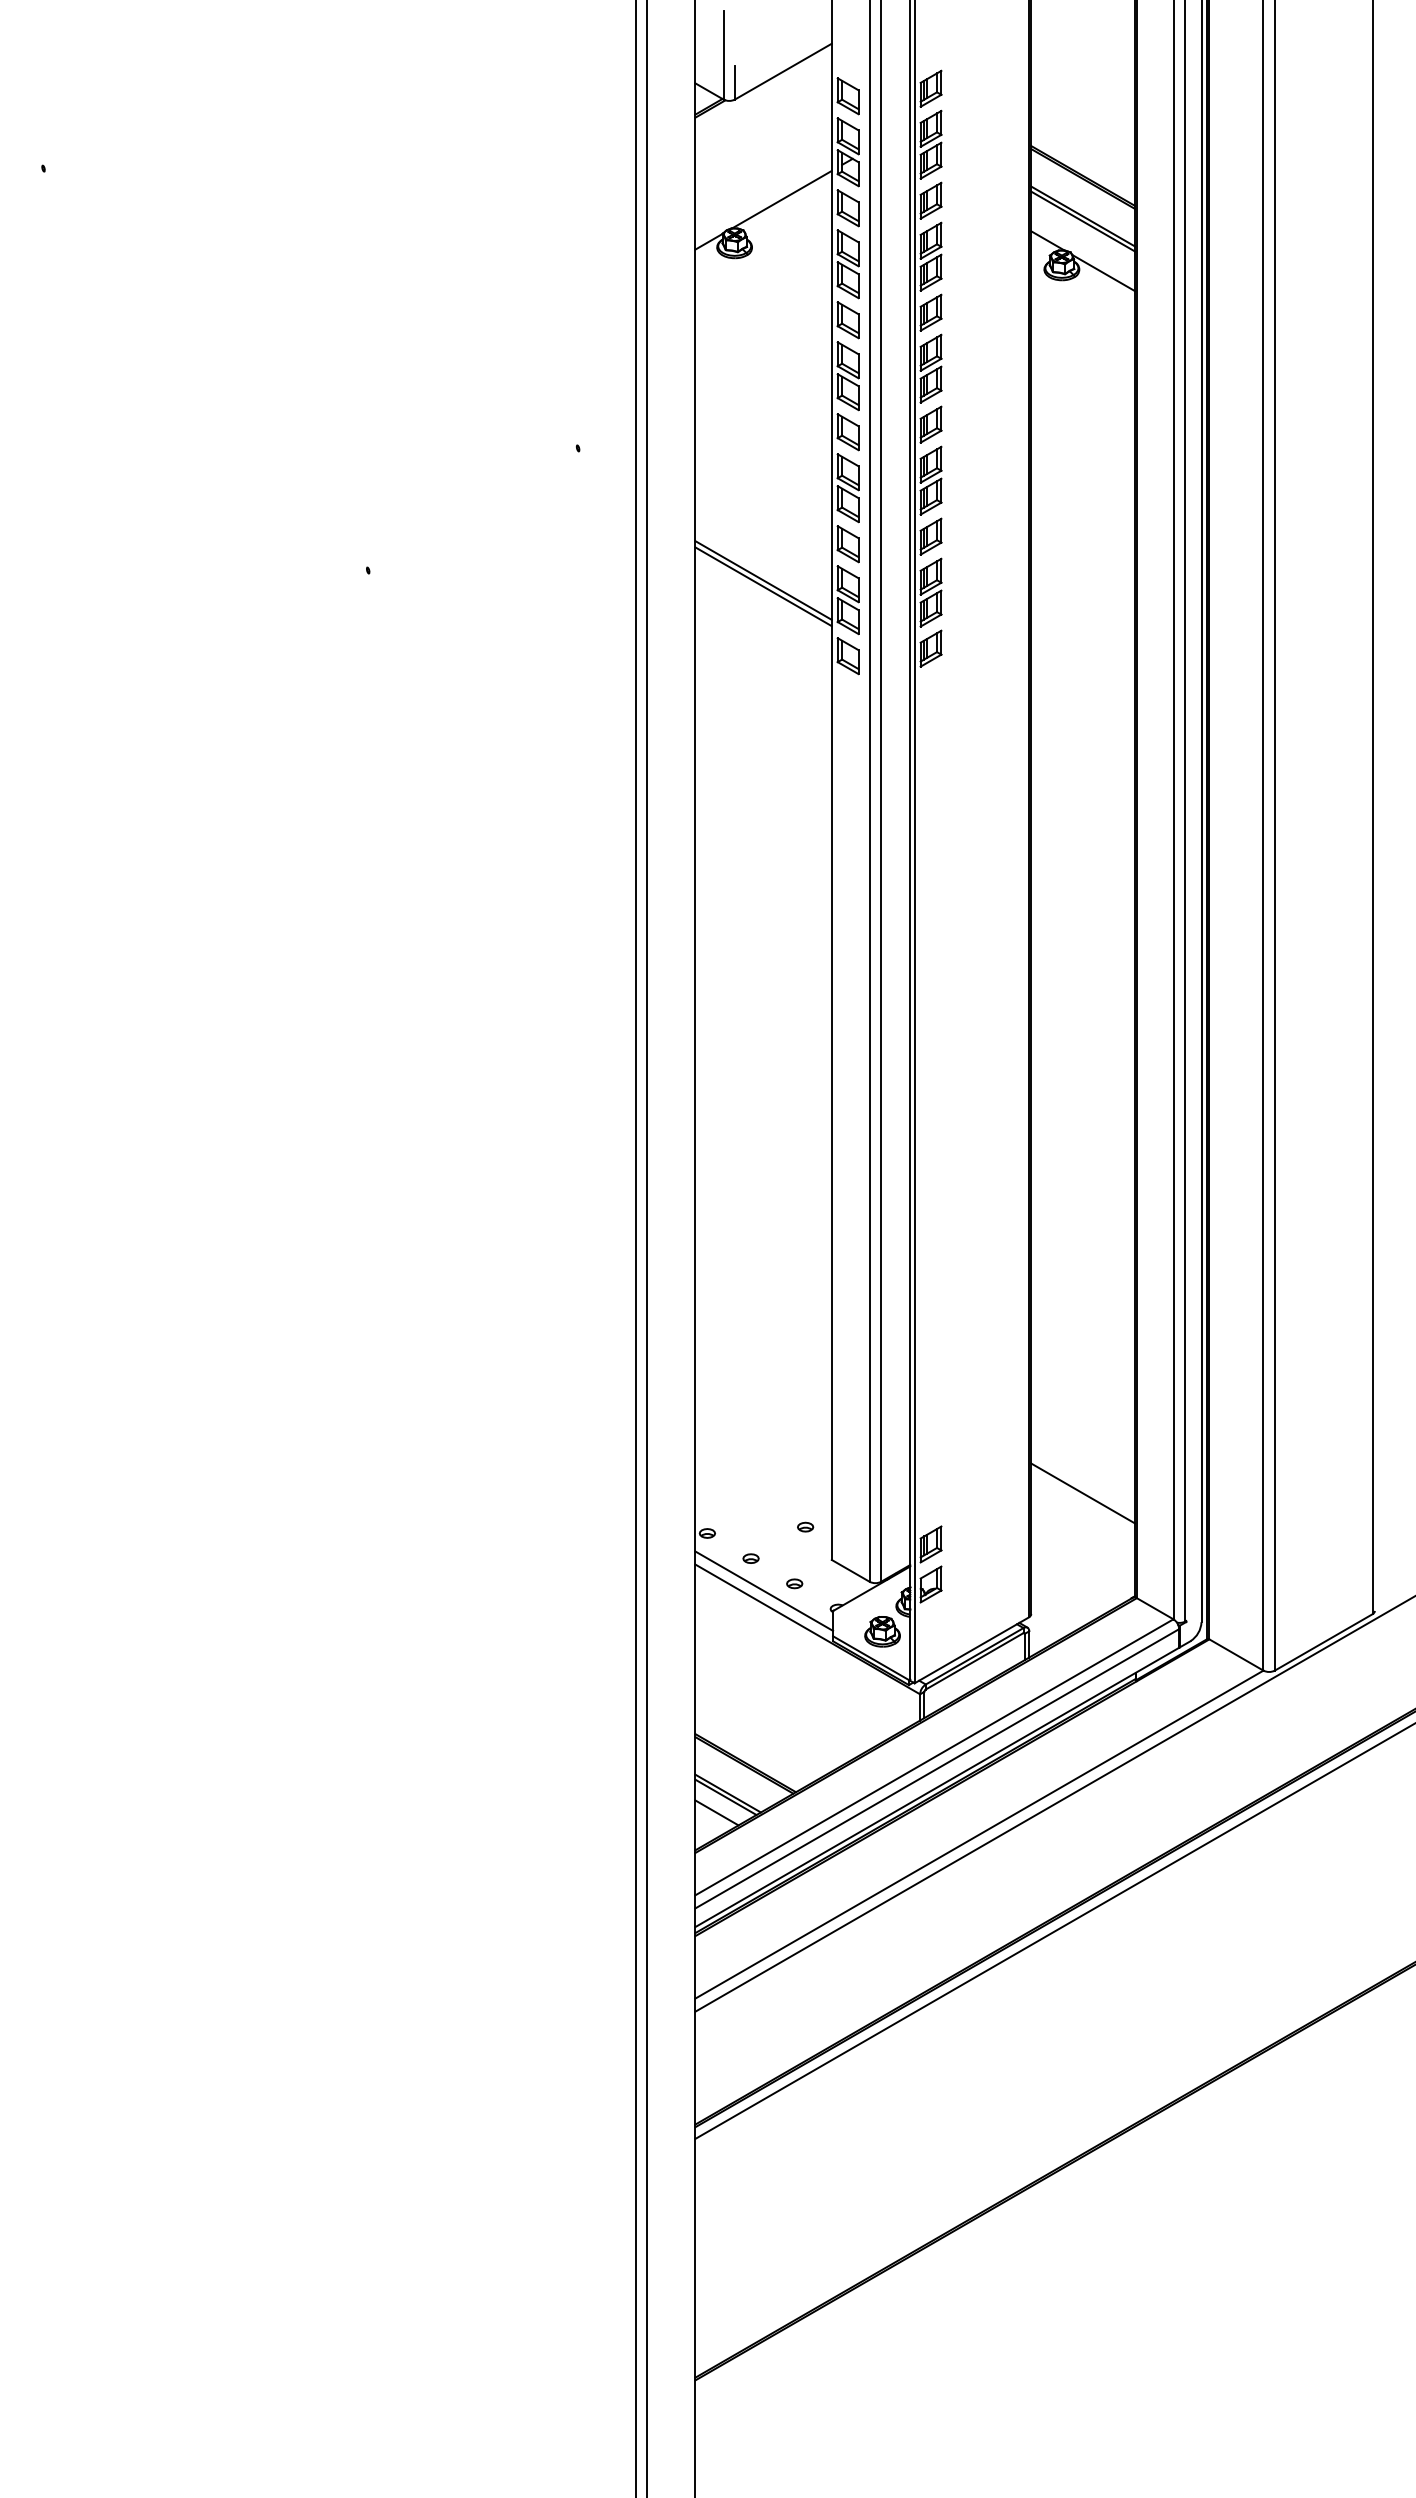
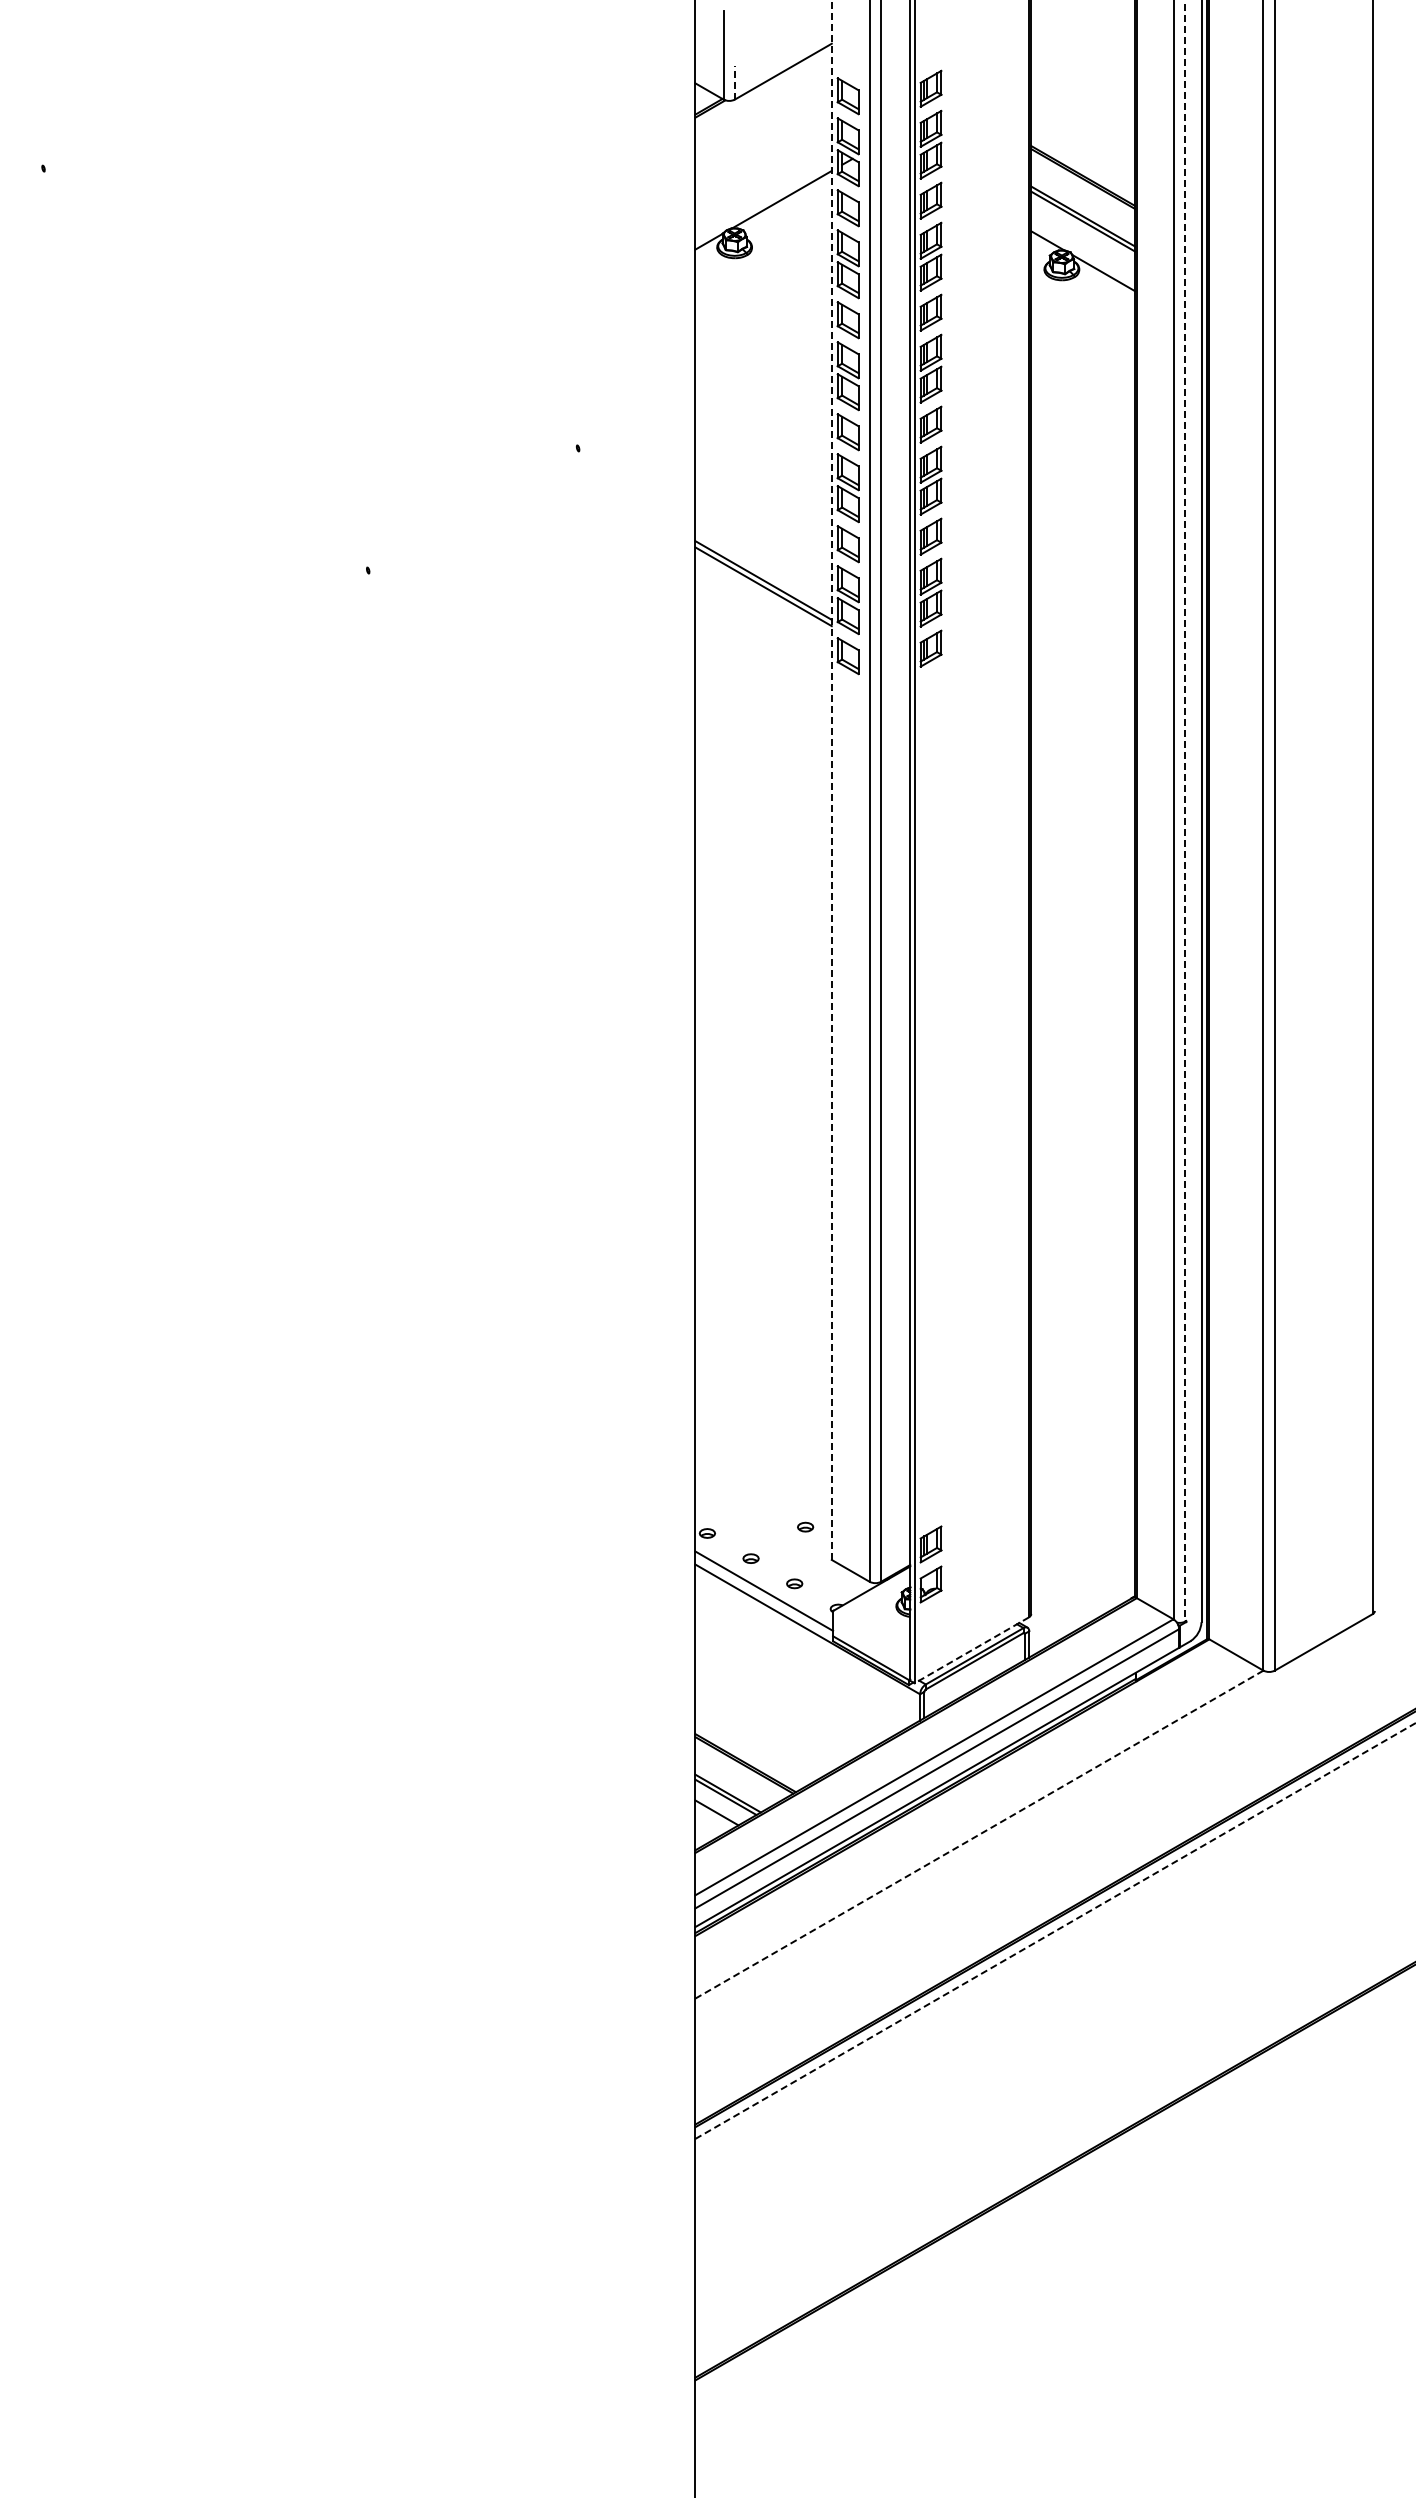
line: solid -> dashed (734, 82)
line: solid -> dashed (831, 780)
line: solid -> dashed (1185, 811)
line: present -> none (635, 1248)
line: present -> none (646, 1248)
line: present -> none (1083, 1493)
part: present -> none (882, 1631)
line: solid -> dashed (971, 1650)
line: present -> none (1053, 1804)
line: solid -> dashed (979, 1834)
line: solid -> dashed (1055, 1931)
